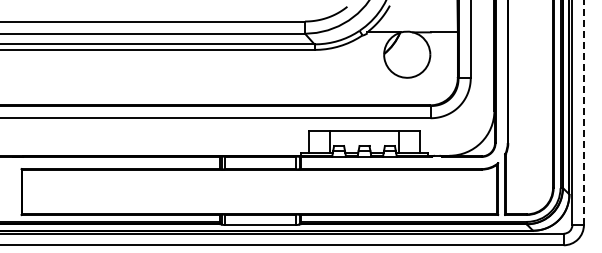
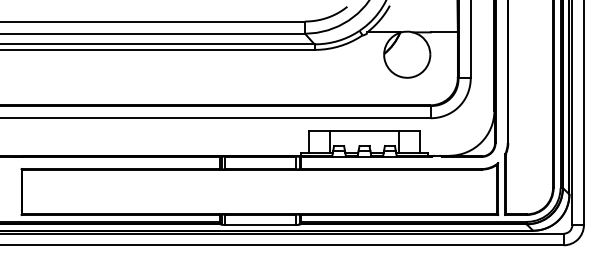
line: dashed -> solid (583, 112)
